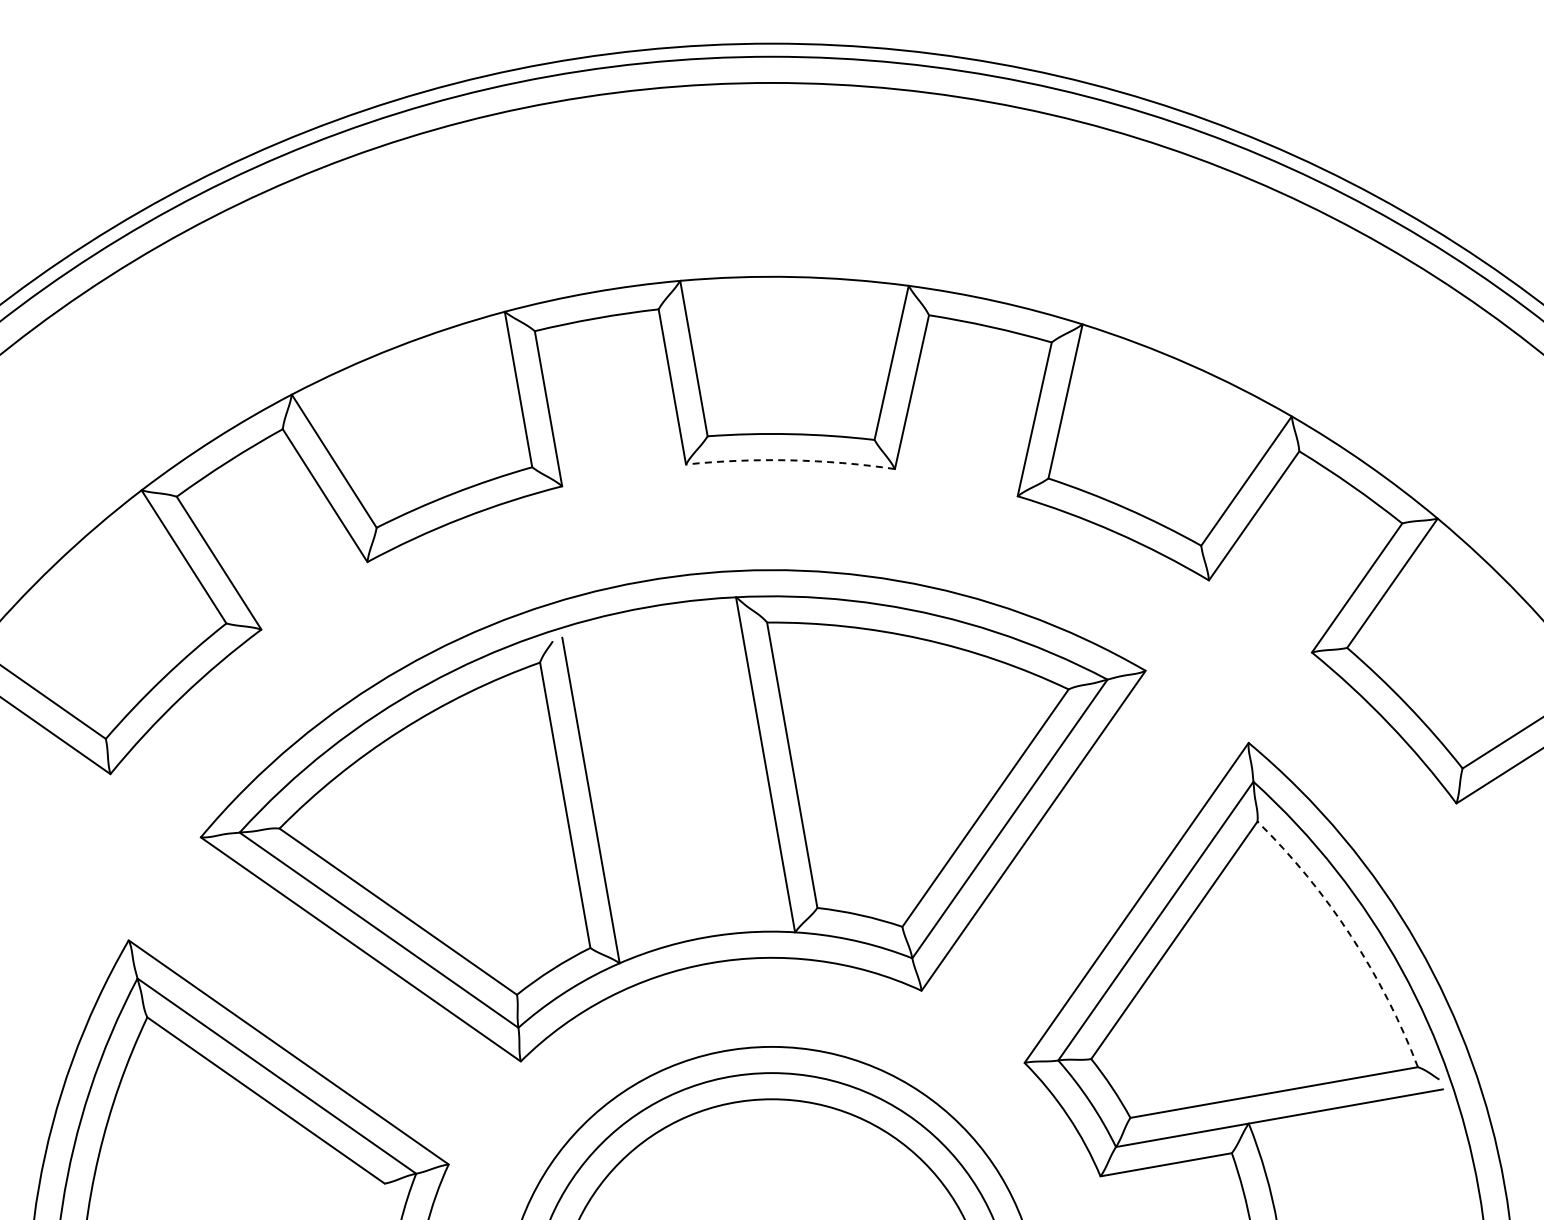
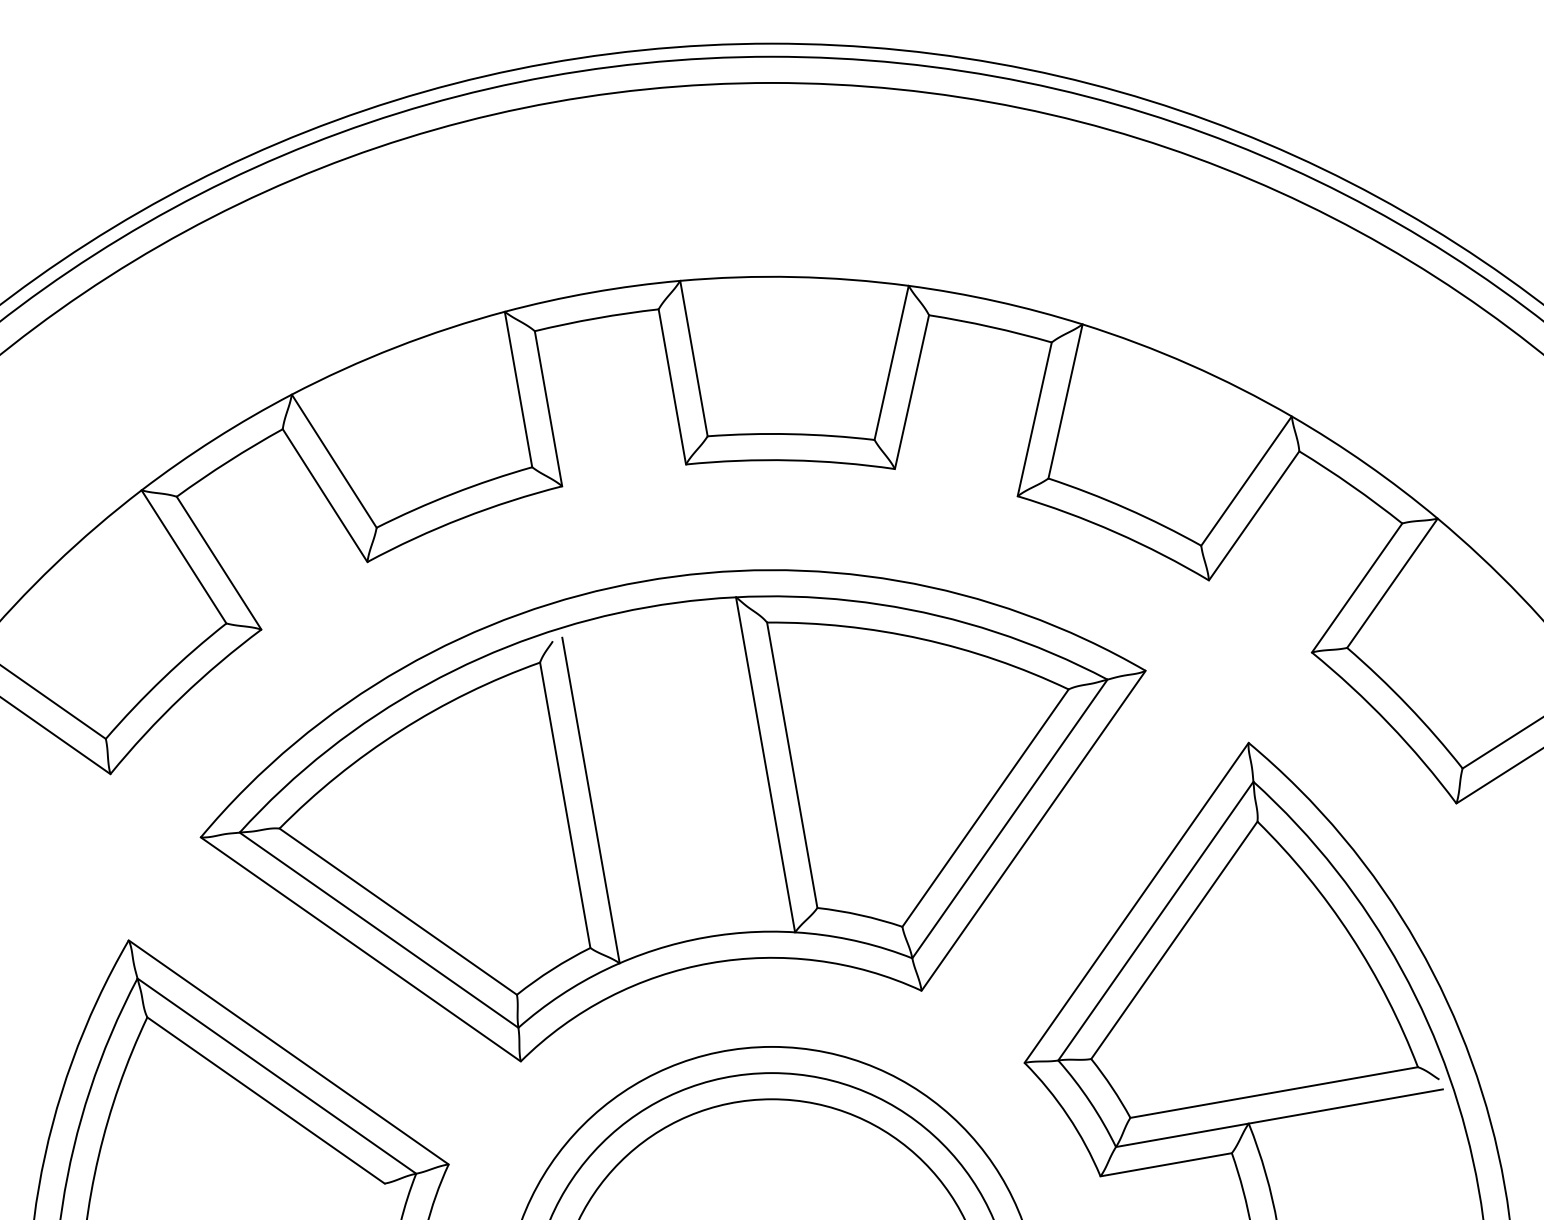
arc: dashed -> solid (790, 460)
arc: dashed -> solid (1350, 935)
